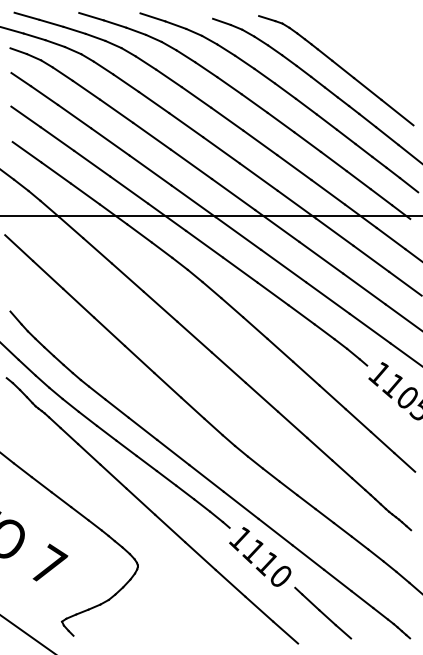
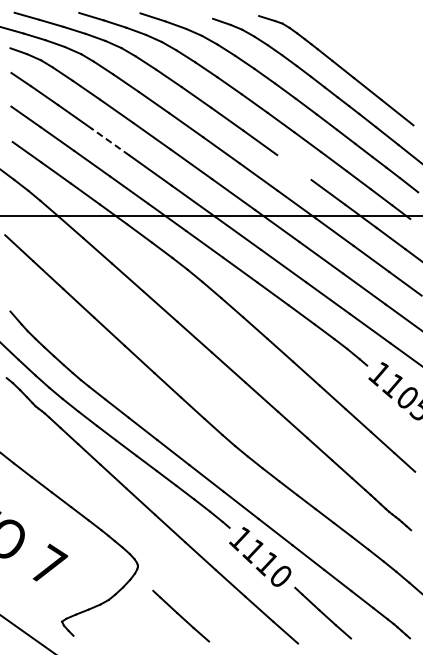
line: solid -> dashed (110, 141)
line: present -> none (294, 167)
line: none -> present (181, 615)
